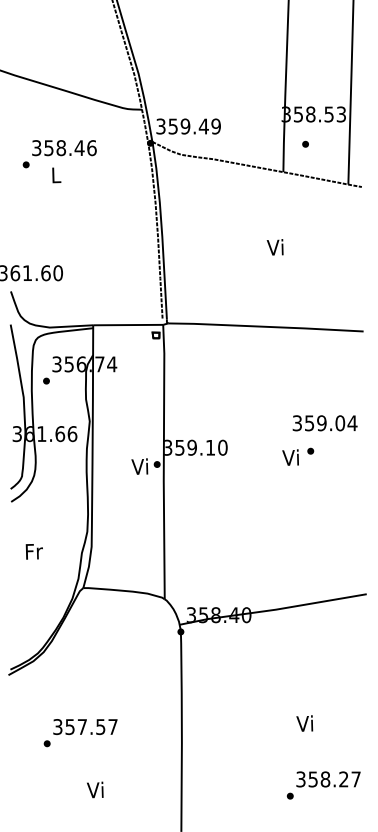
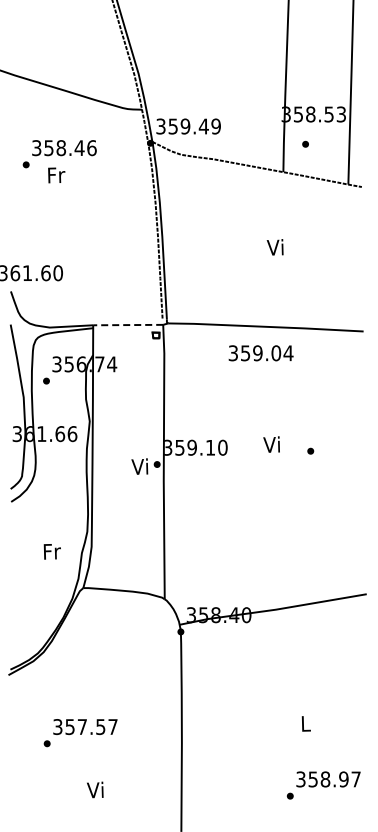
text: L -> Fr (56, 175)
line: solid -> dashed (128, 325)
text position: (324, 423) -> (260, 353) (260, 353)
text position: (290, 457) -> (271, 444) (271, 444)
text position: (33, 551) -> (51, 551) (51, 551)
text: Vi -> L (304, 723)
text: 358.27 -> 358.97 (343, 779)
